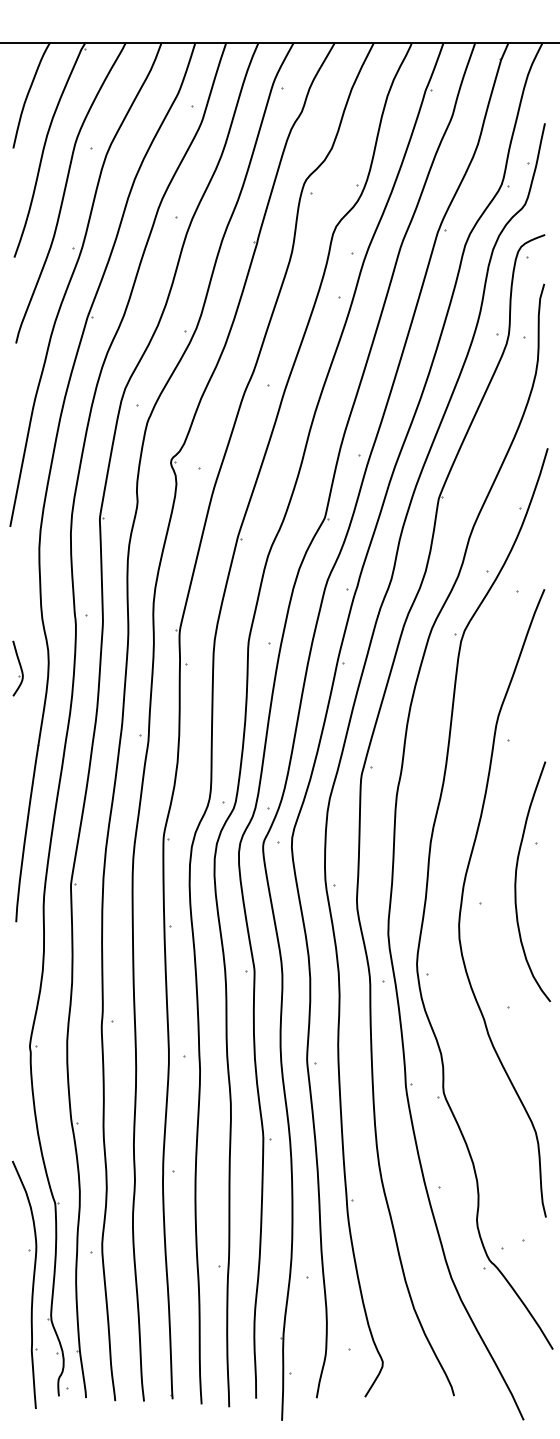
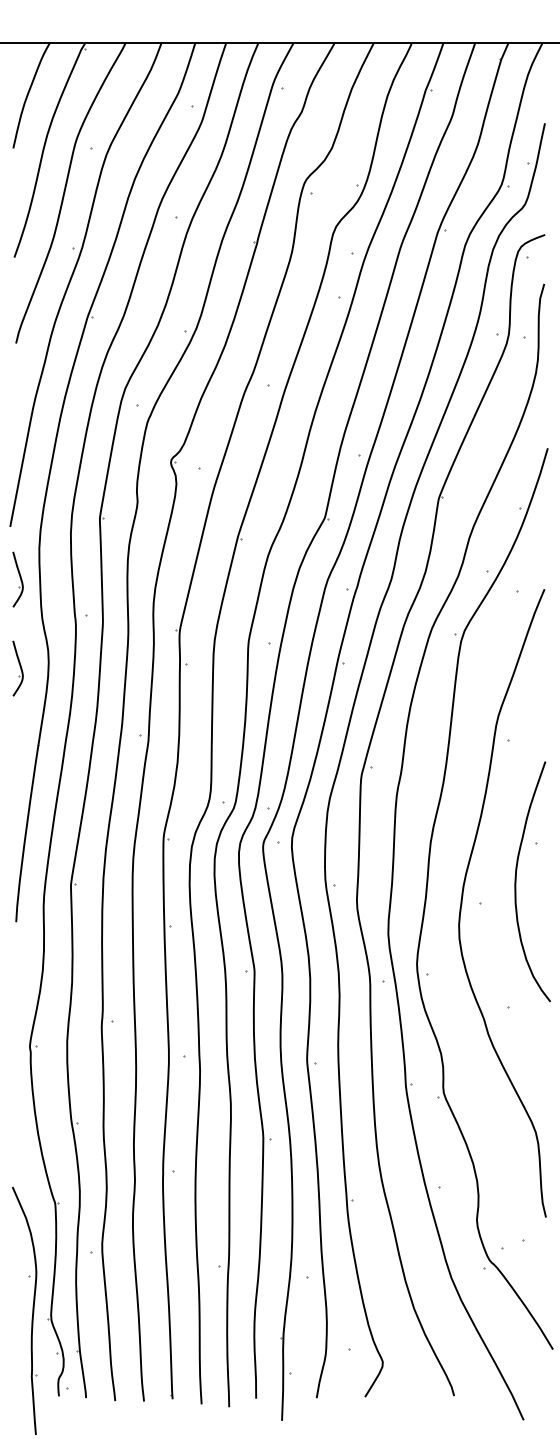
part: none -> present (17, 579)
part position: (32, 1284) -> (32, 1310) (32, 1310)
